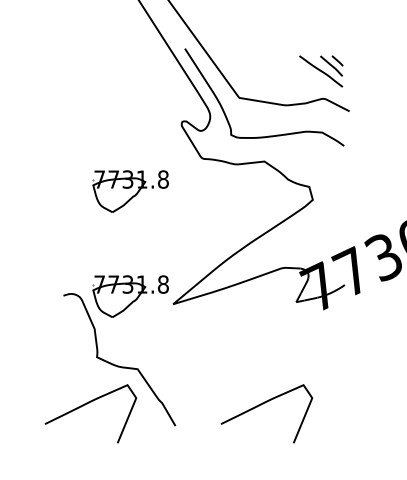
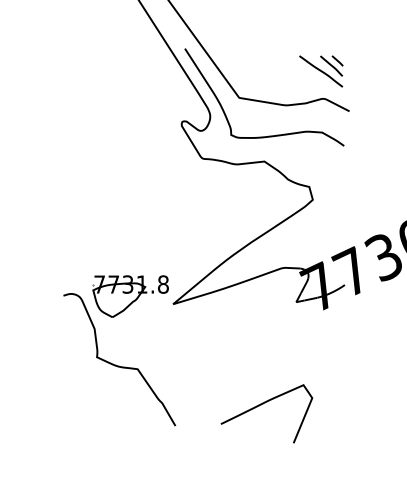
part: present -> none (130, 191)
curve: present -> none (85, 405)
